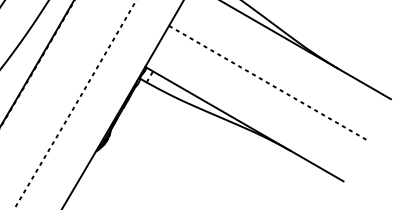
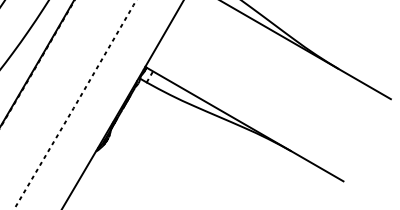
line: present -> none (268, 82)
